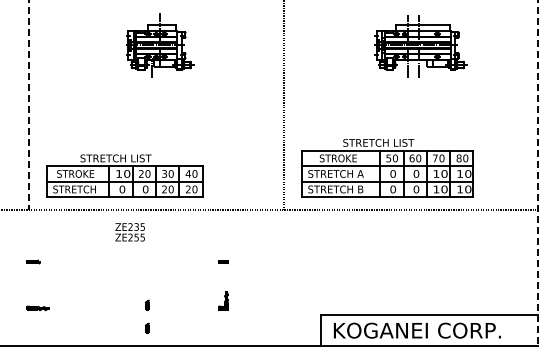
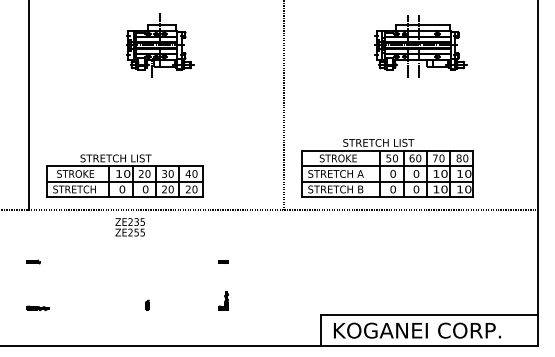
line: dashed -> solid (29, 105)
line: dashed -> solid (538, 173)
text position: (129, 232) -> (129, 227) (129, 227)
part: present -> none (147, 327)
